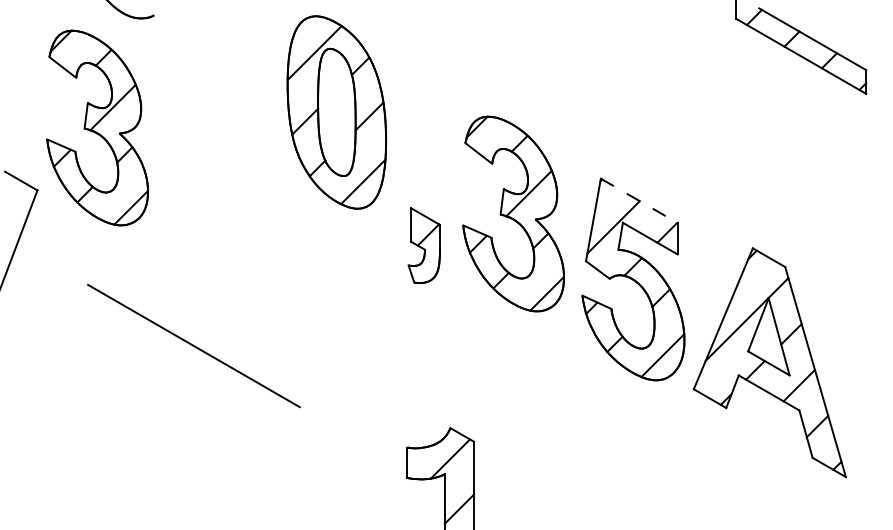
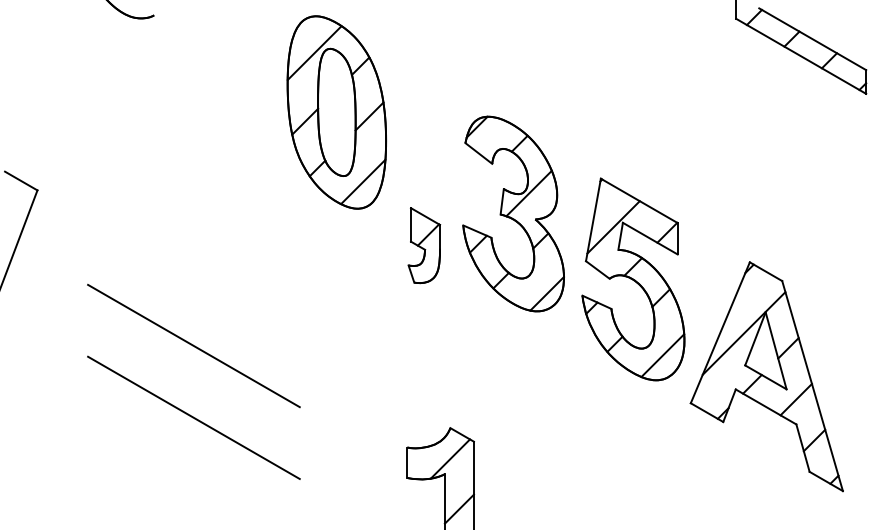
part: present -> none (97, 127)
line: dashed -> solid (639, 201)
part position: (769, 362) -> (766, 376) (766, 376)
line: none -> present (193, 417)
